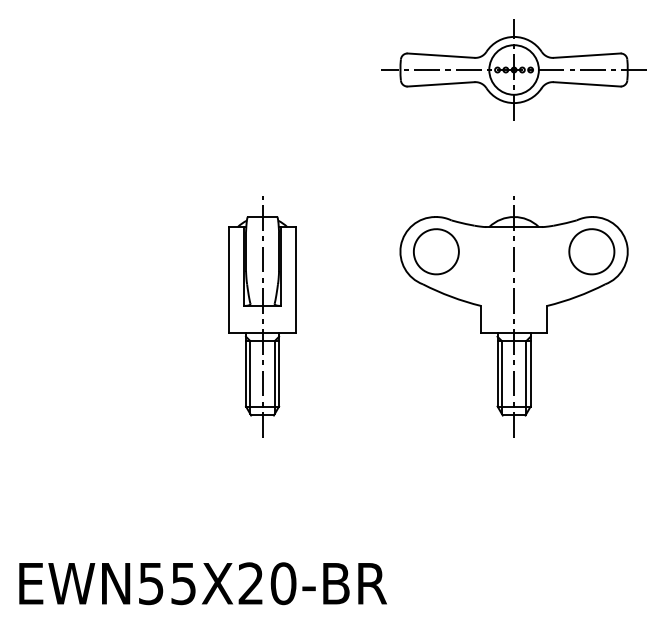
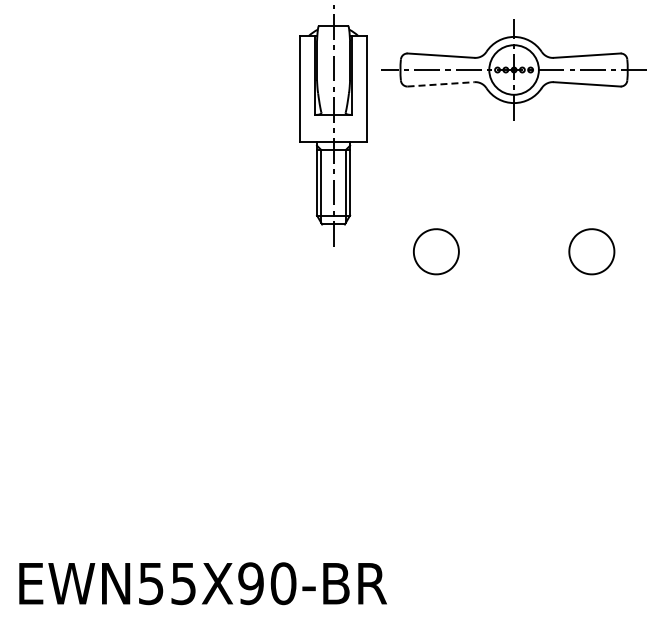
line: solid -> dashed (441, 84)
part position: (262, 316) -> (333, 125) (333, 125)
part: present -> none (513, 316)
text: EWN55X20-BR -> EWN55X90-BR (250, 583)
